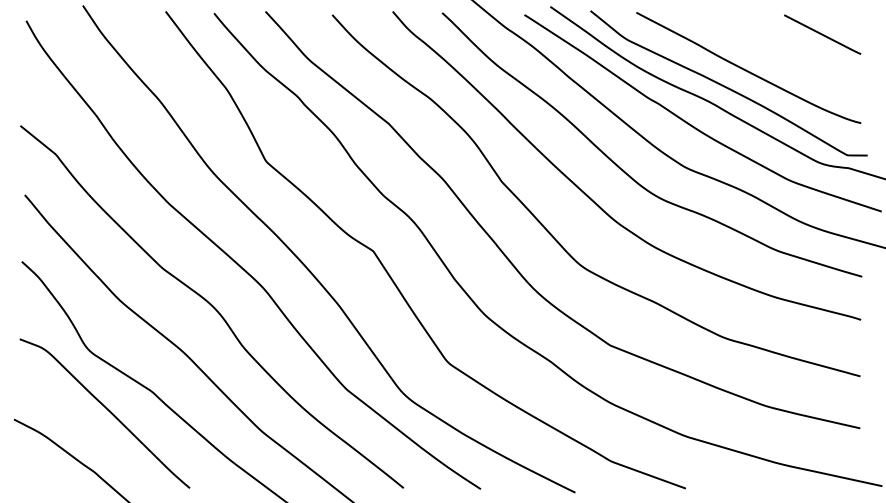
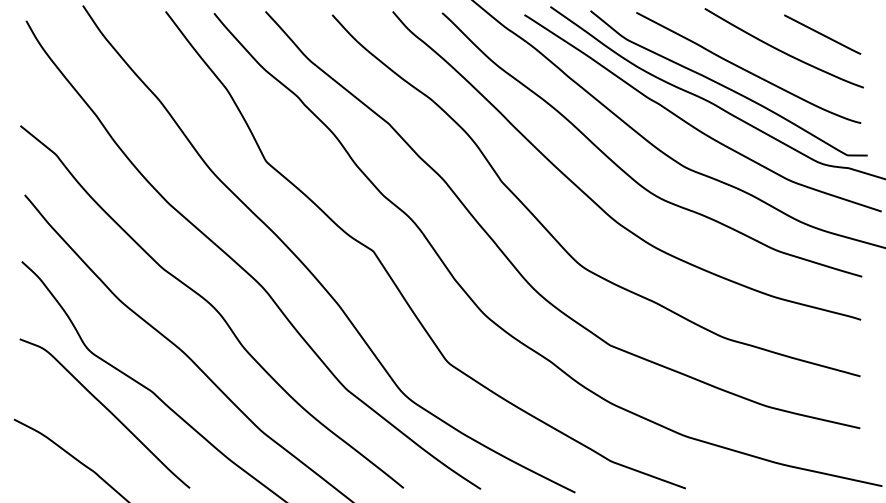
curve: none -> present (782, 50)
